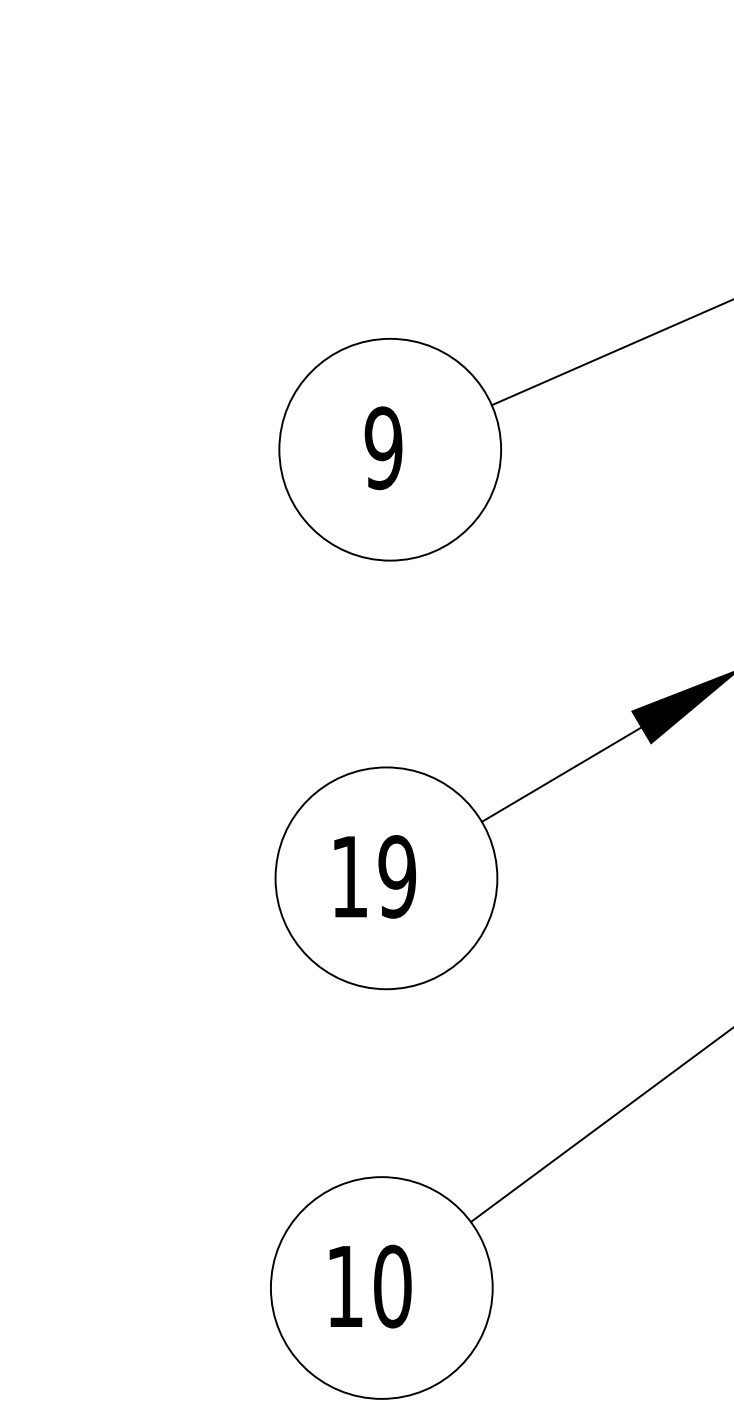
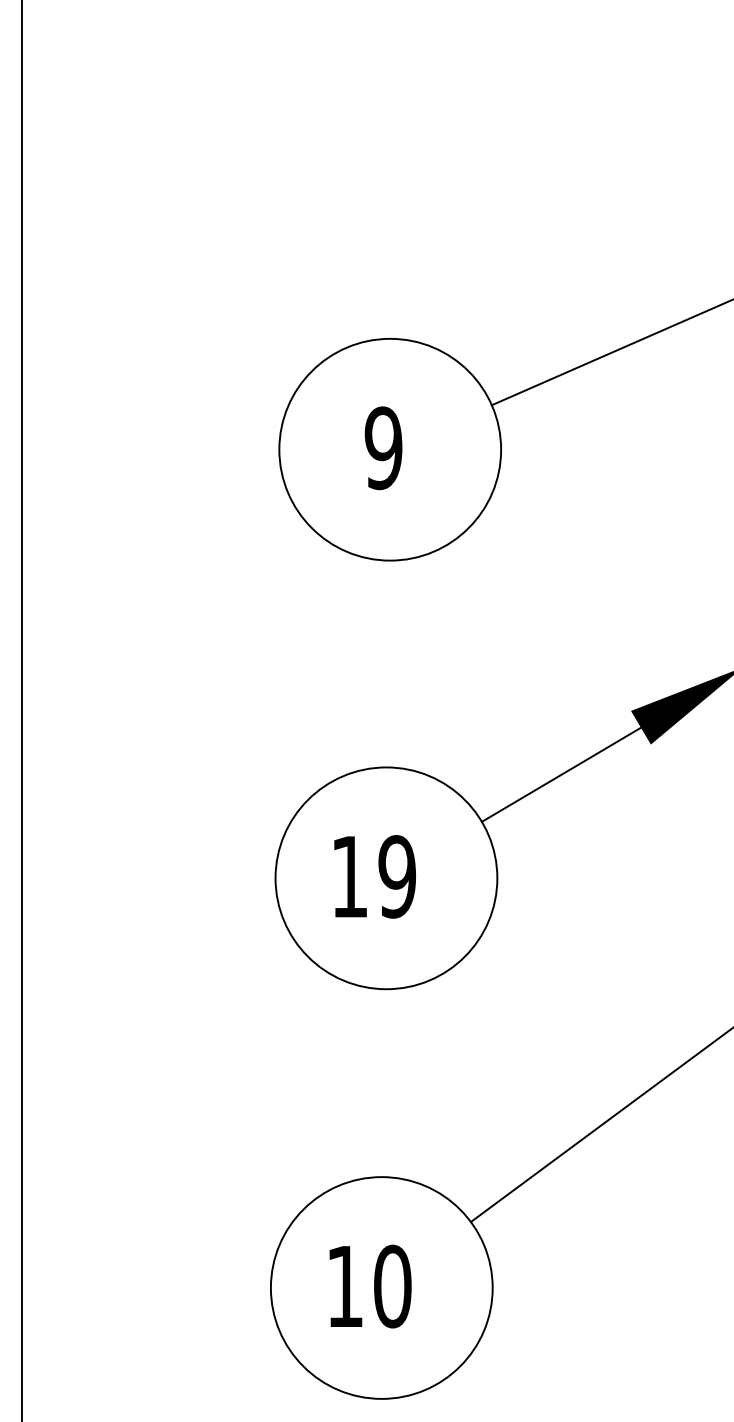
line: none -> present (21, 710)
